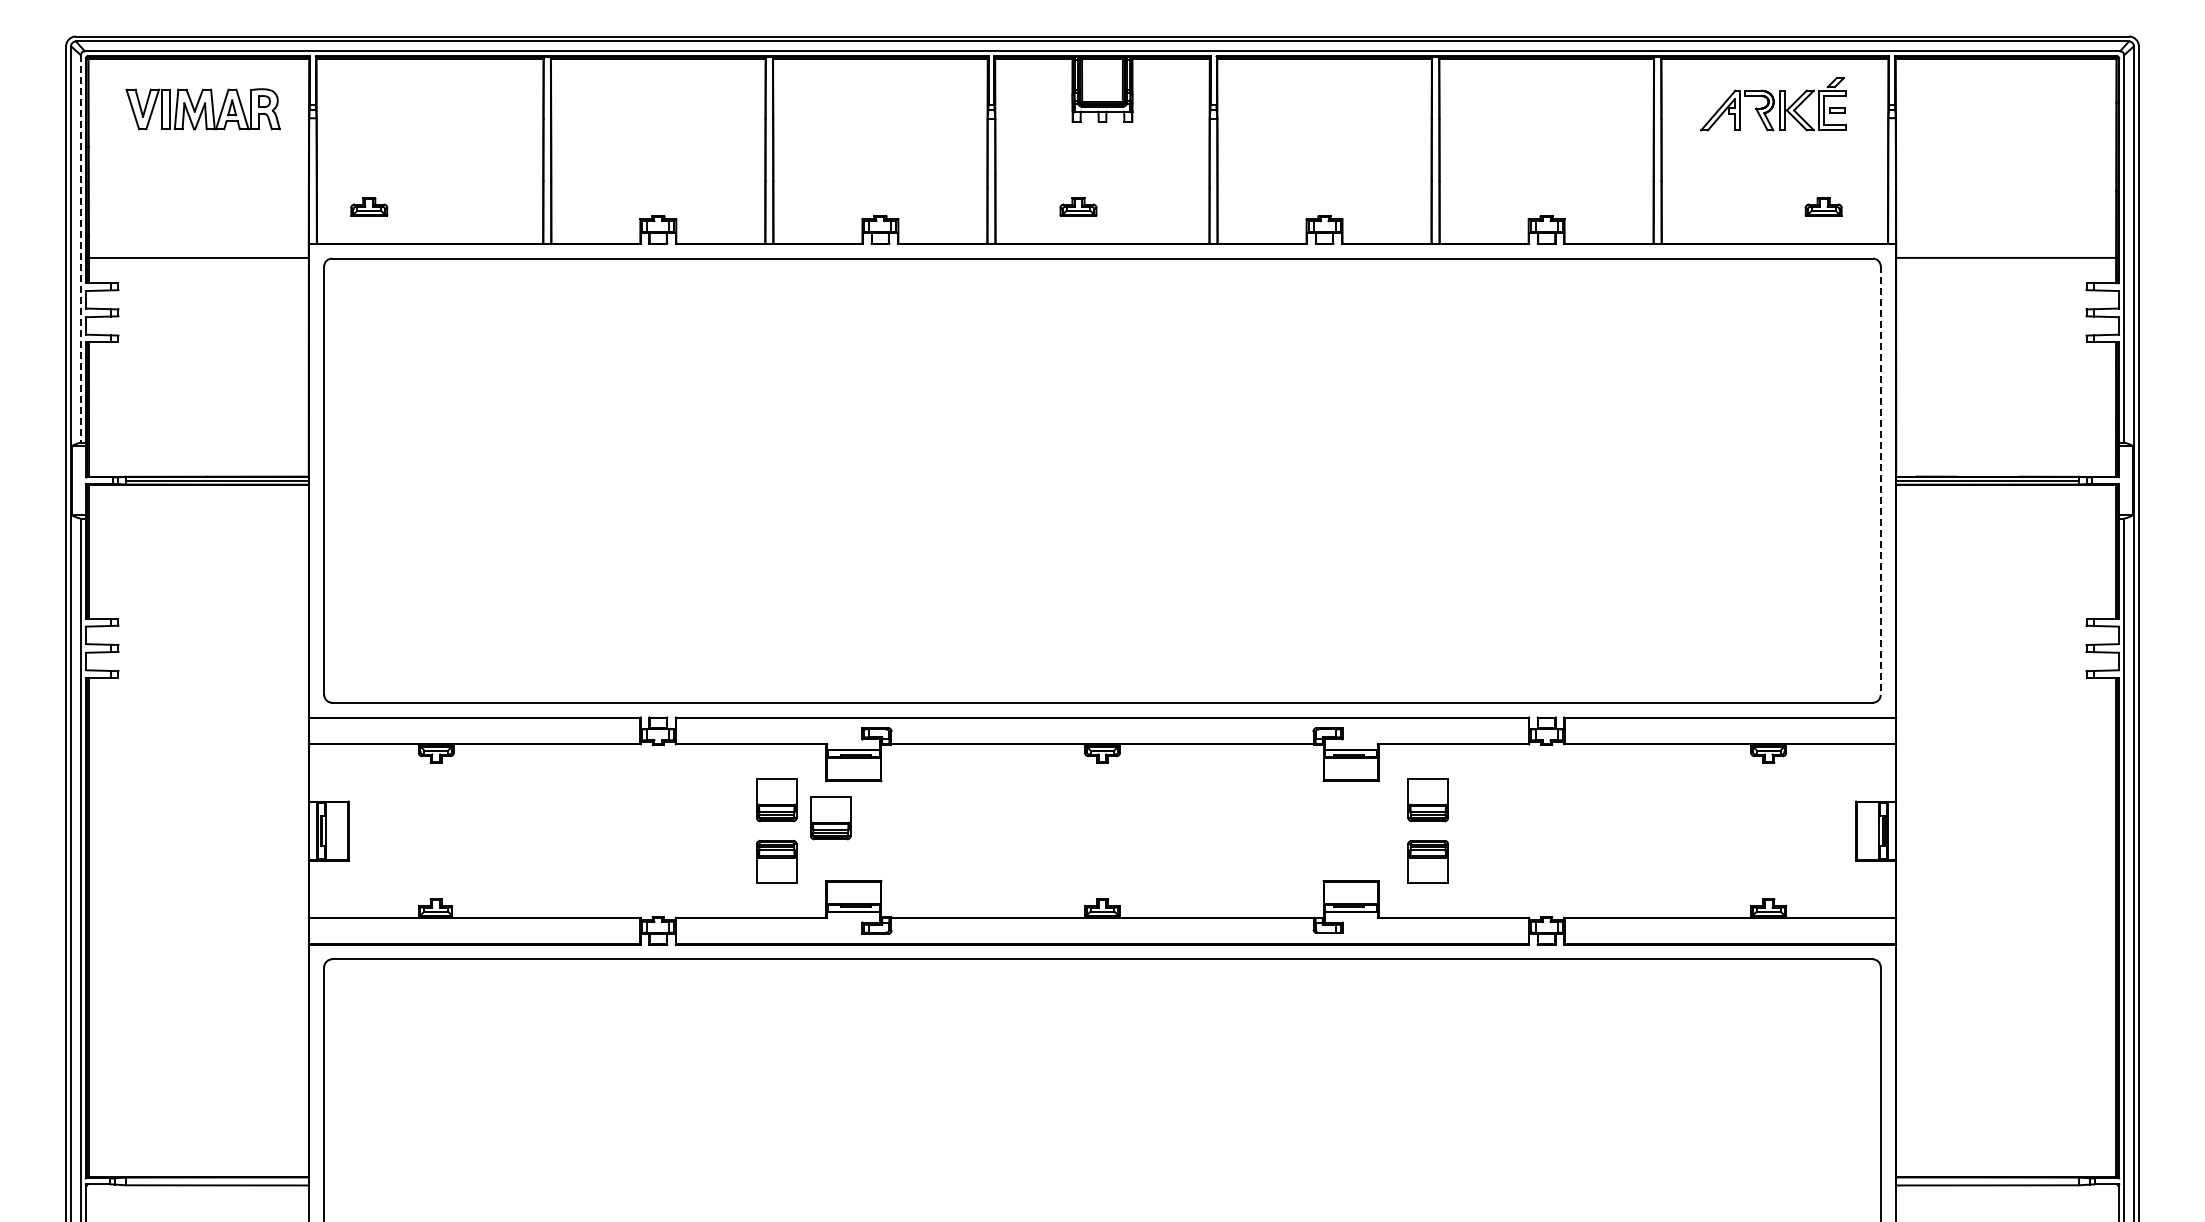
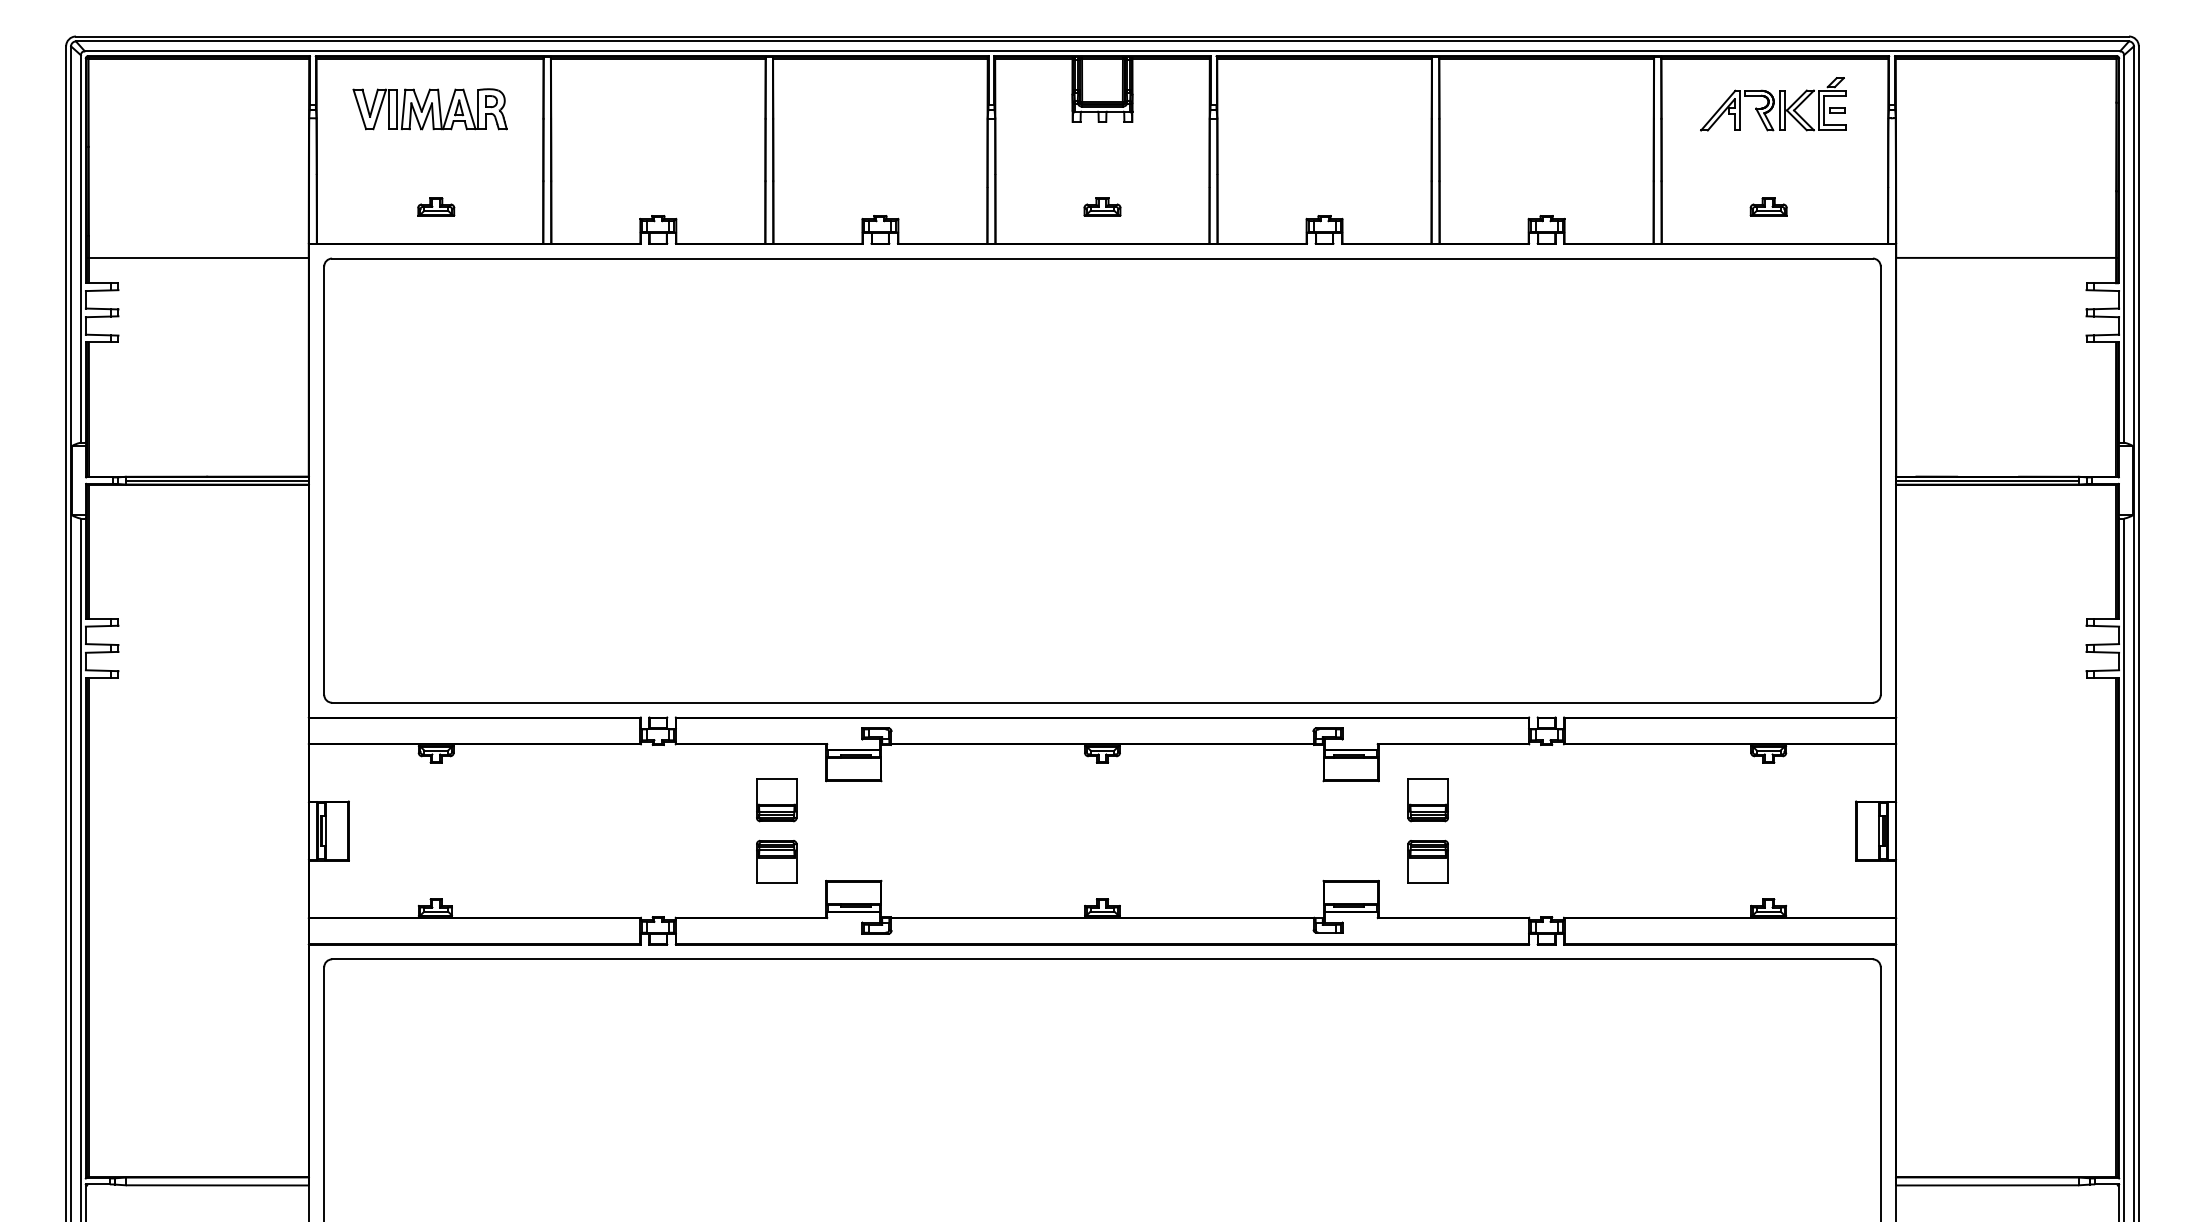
part position: (202, 109) -> (429, 109) (429, 109)
part position: (369, 206) -> (436, 206) (436, 206)
part position: (1078, 206) -> (1102, 206) (1102, 206)
part position: (1823, 206) -> (1768, 206) (1768, 206)
line: dashed -> solid (80, 248)
line: dashed -> solid (1880, 481)
part: present -> none (830, 818)
